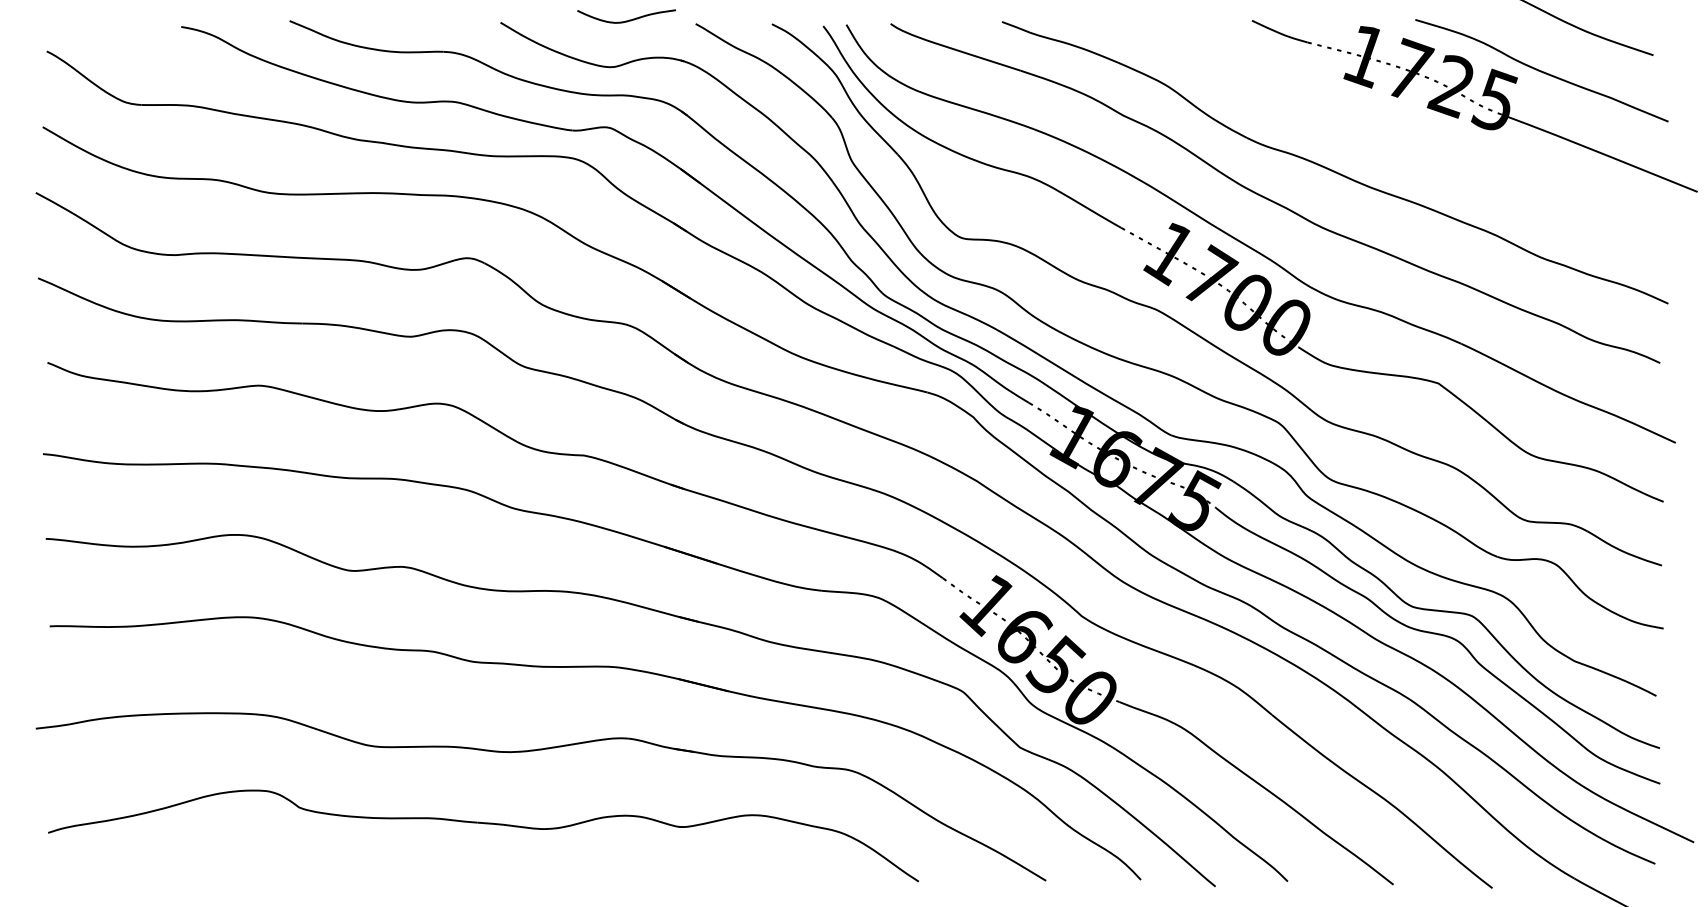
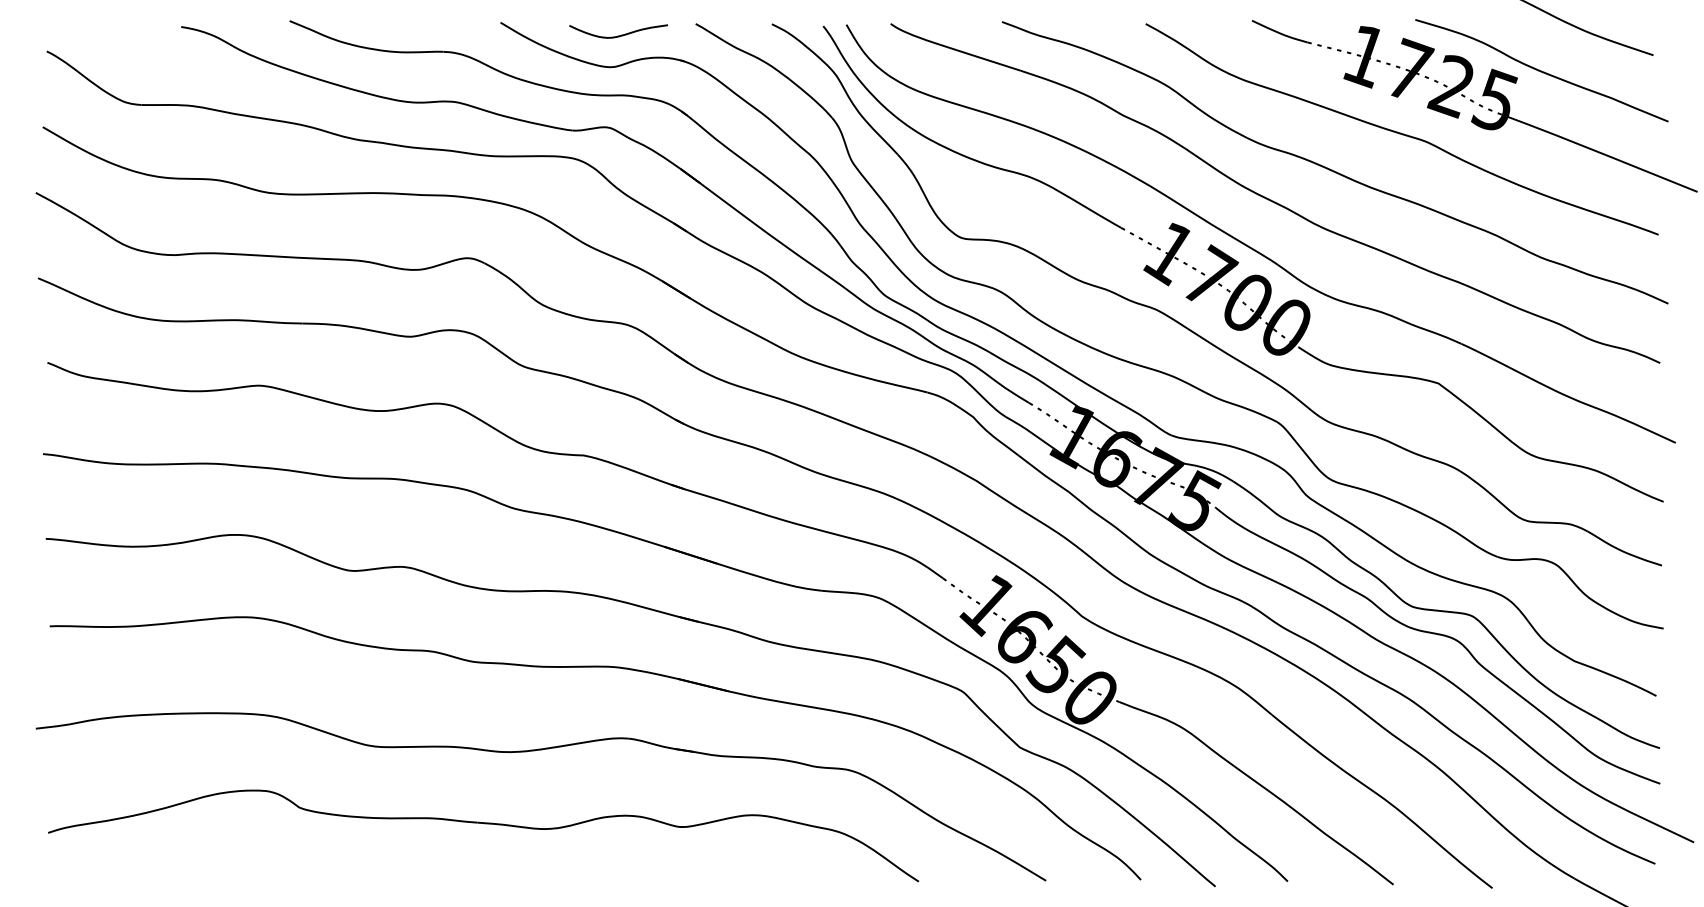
curve position: (626, 20) -> (618, 35) (618, 35)
curve: none -> present (1400, 132)
